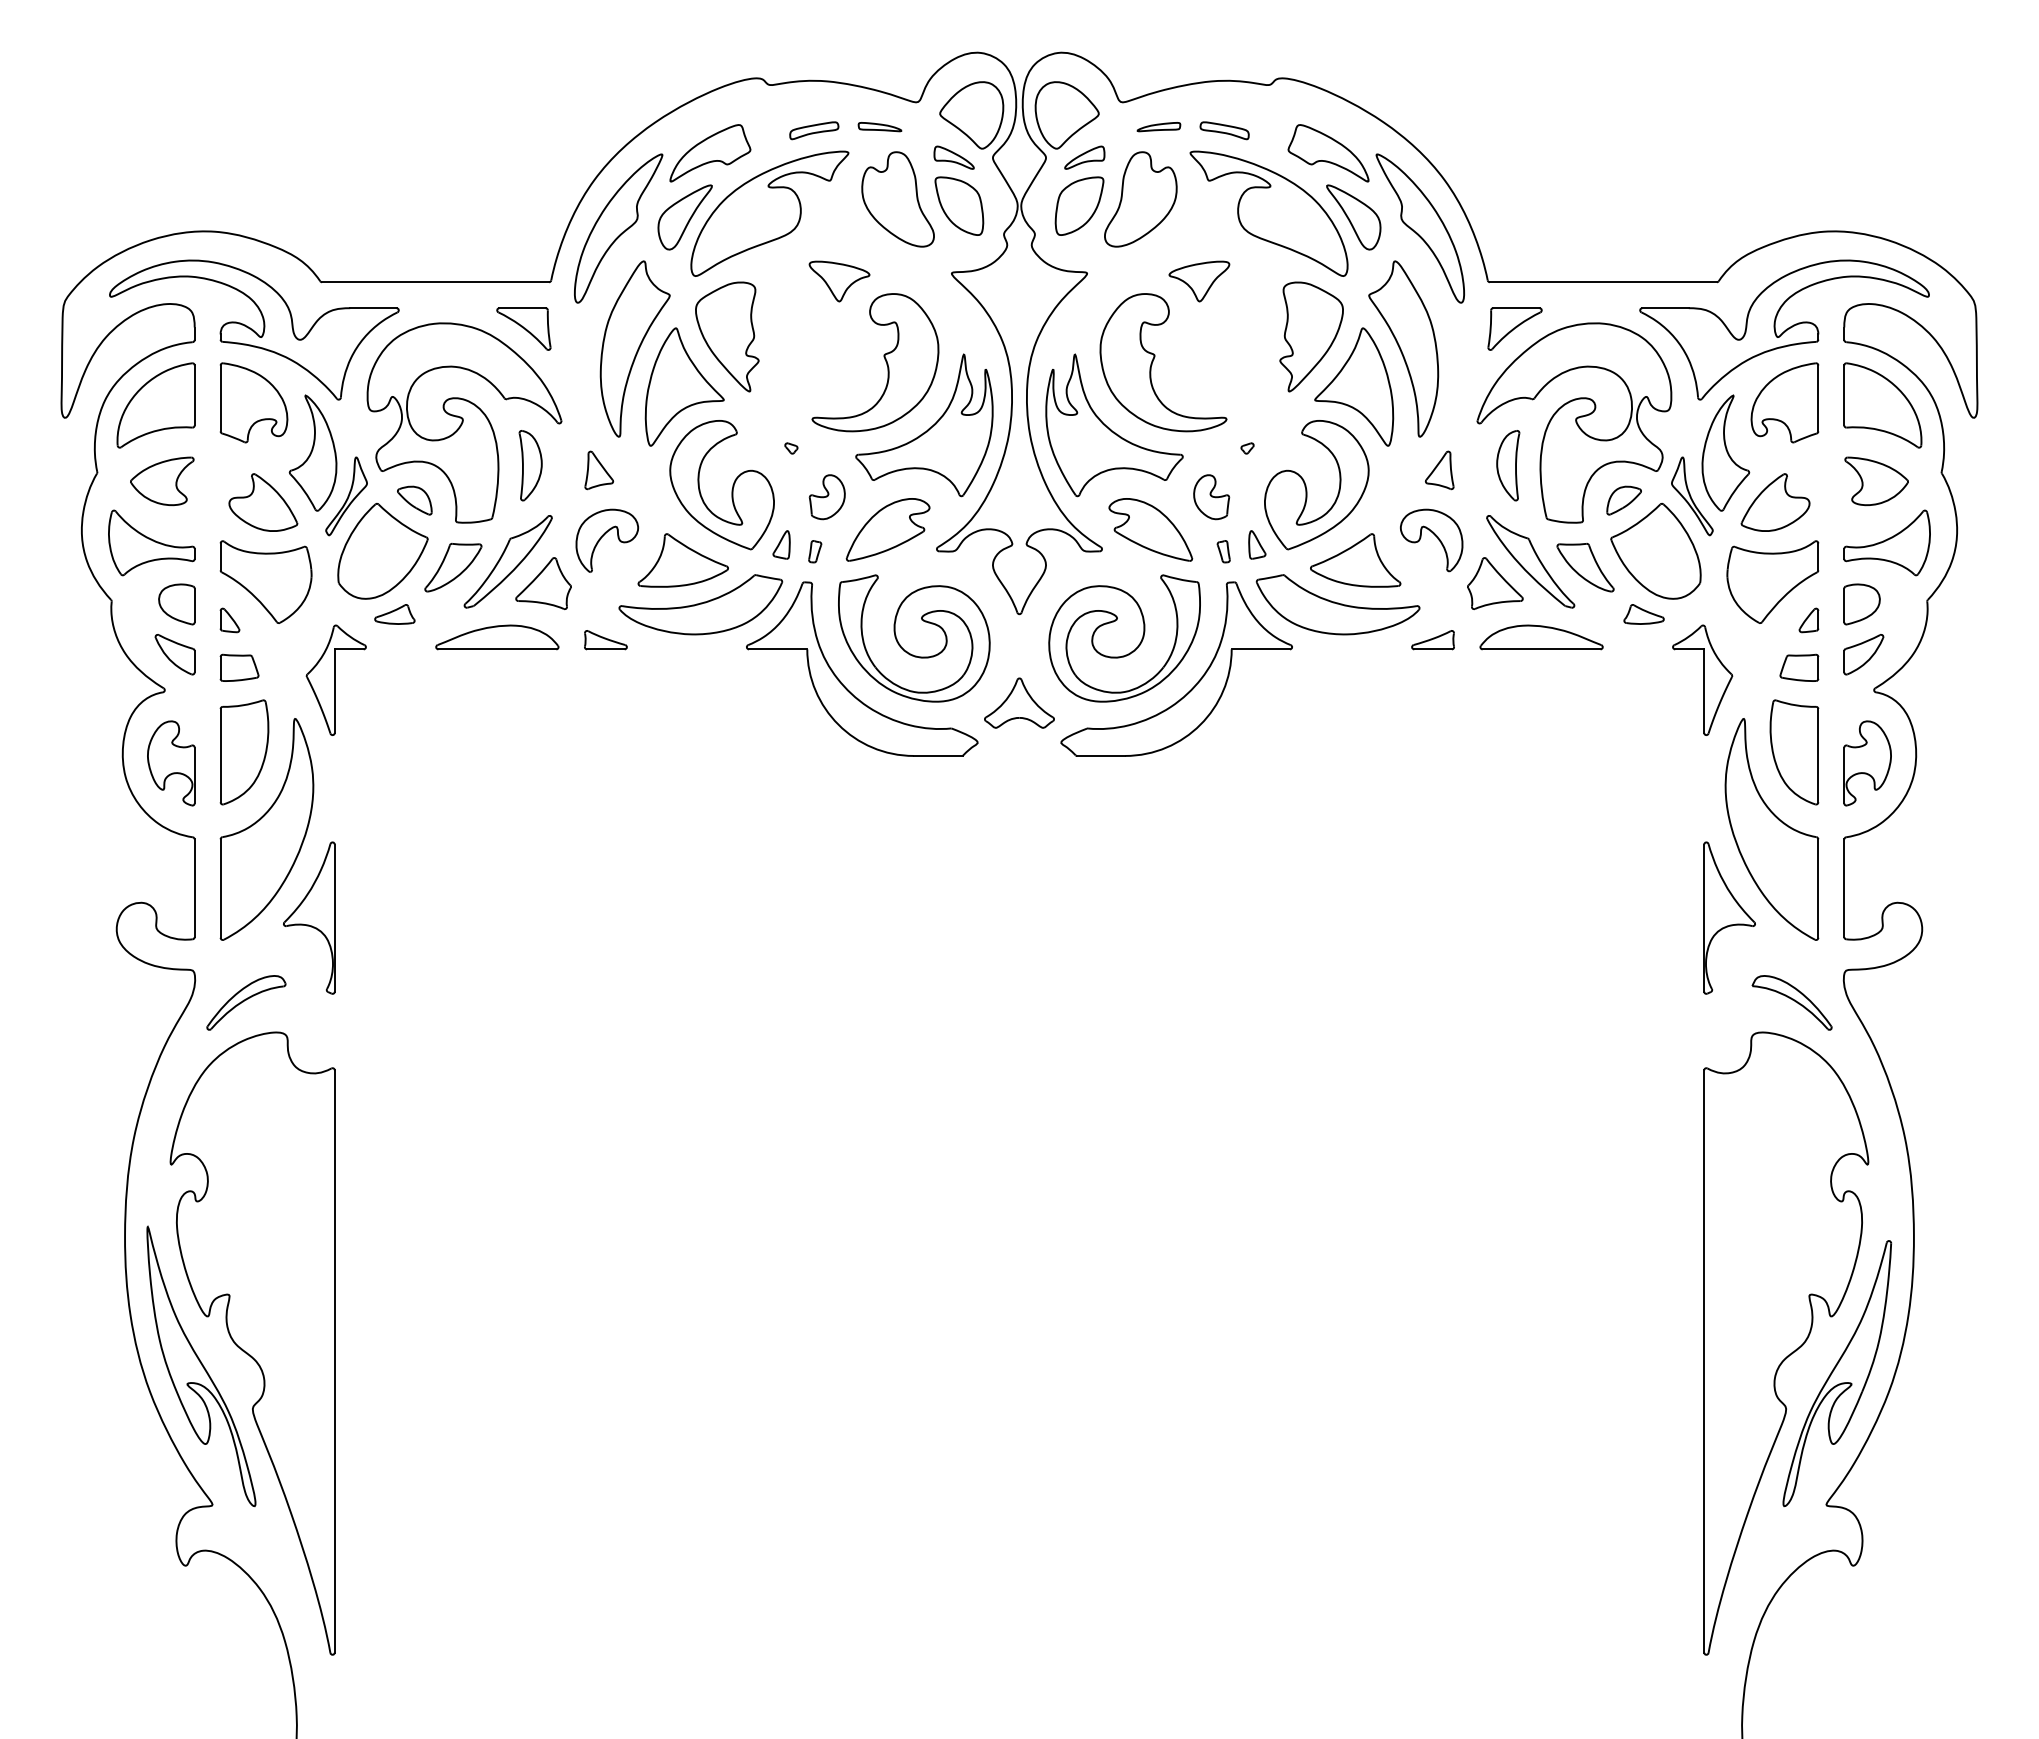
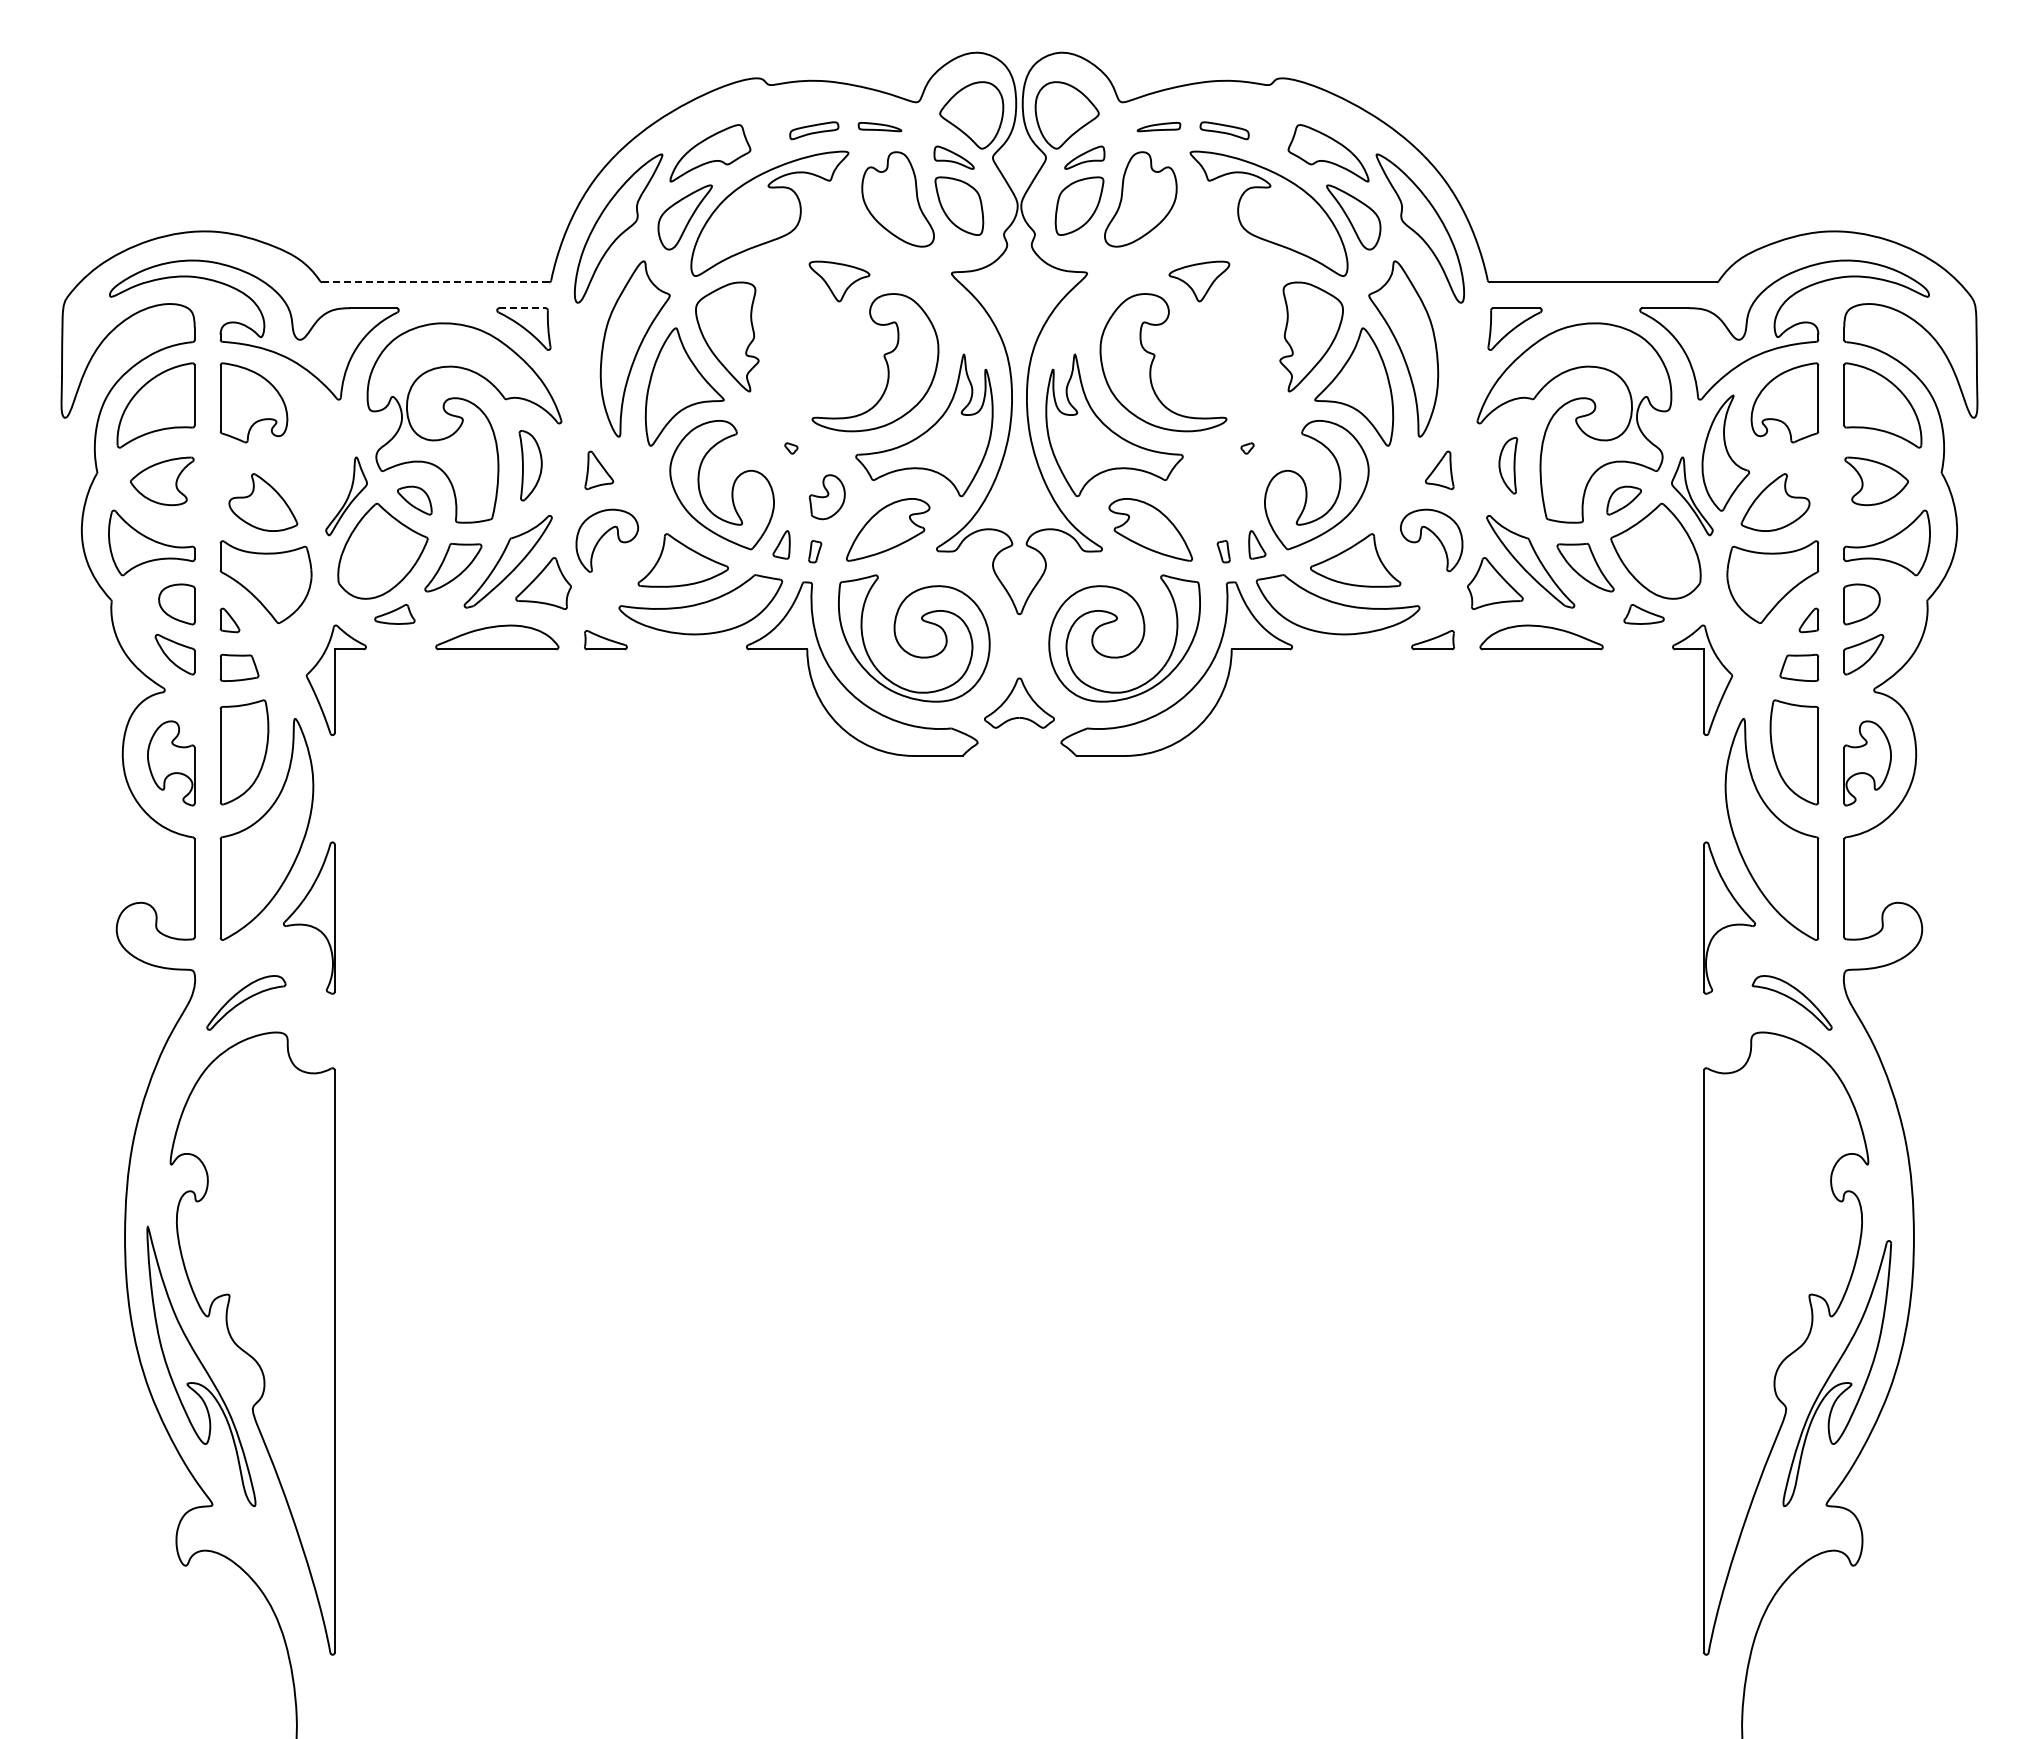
line: solid -> dashed (435, 282)
line: solid -> dashed (523, 308)
part: present -> none (312, 452)
part size: 25x72 px -> 21x58 px (1508, 465)
part: present -> none (1211, 497)
